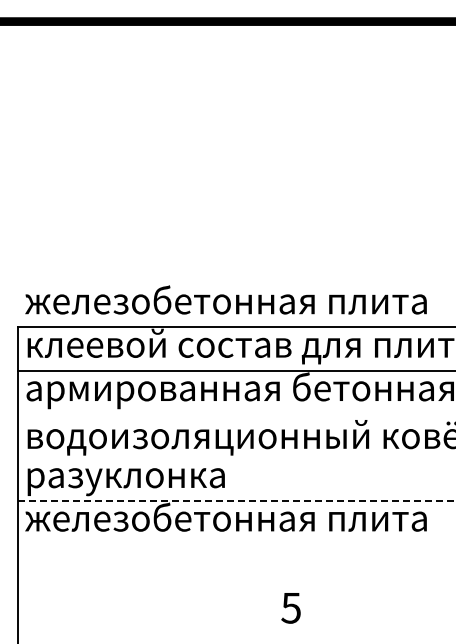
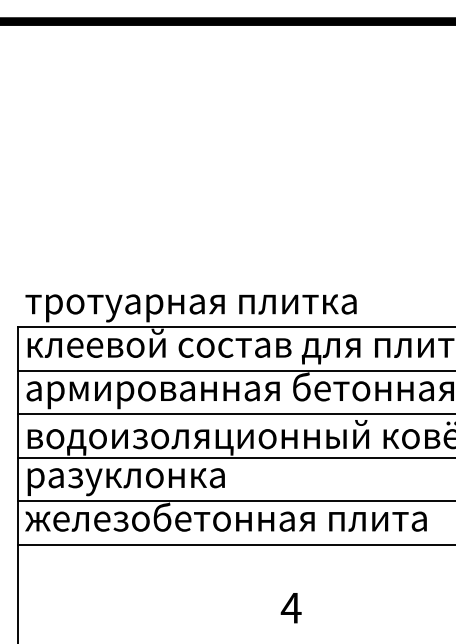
text: железобетонная плита -> тротуарная плитка (225, 303)
line: none -> present (235, 414)
line: none -> present (235, 457)
line: dashed -> solid (236, 501)
line: none -> present (235, 544)
text: 5 -> 4 (290, 608)
